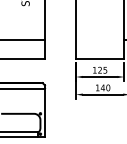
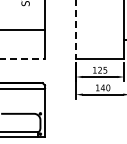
line: solid -> dashed (76, 30)
line position: (23, 39) -> (23, 29) (23, 29)
line: solid -> dashed (23, 59)
